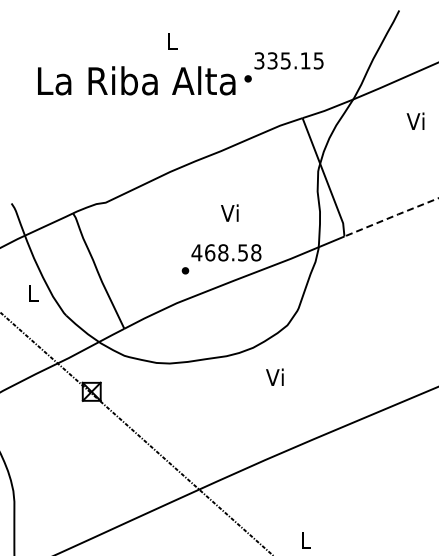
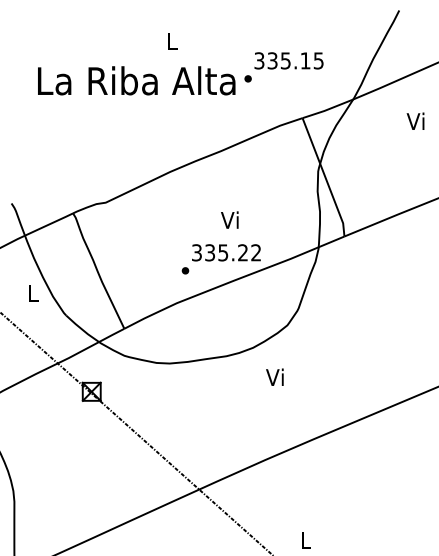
text position: (229, 212) -> (229, 219) (229, 219)
line: dashed -> solid (391, 217)
text: 468.58 -> 335.22 (226, 252)
